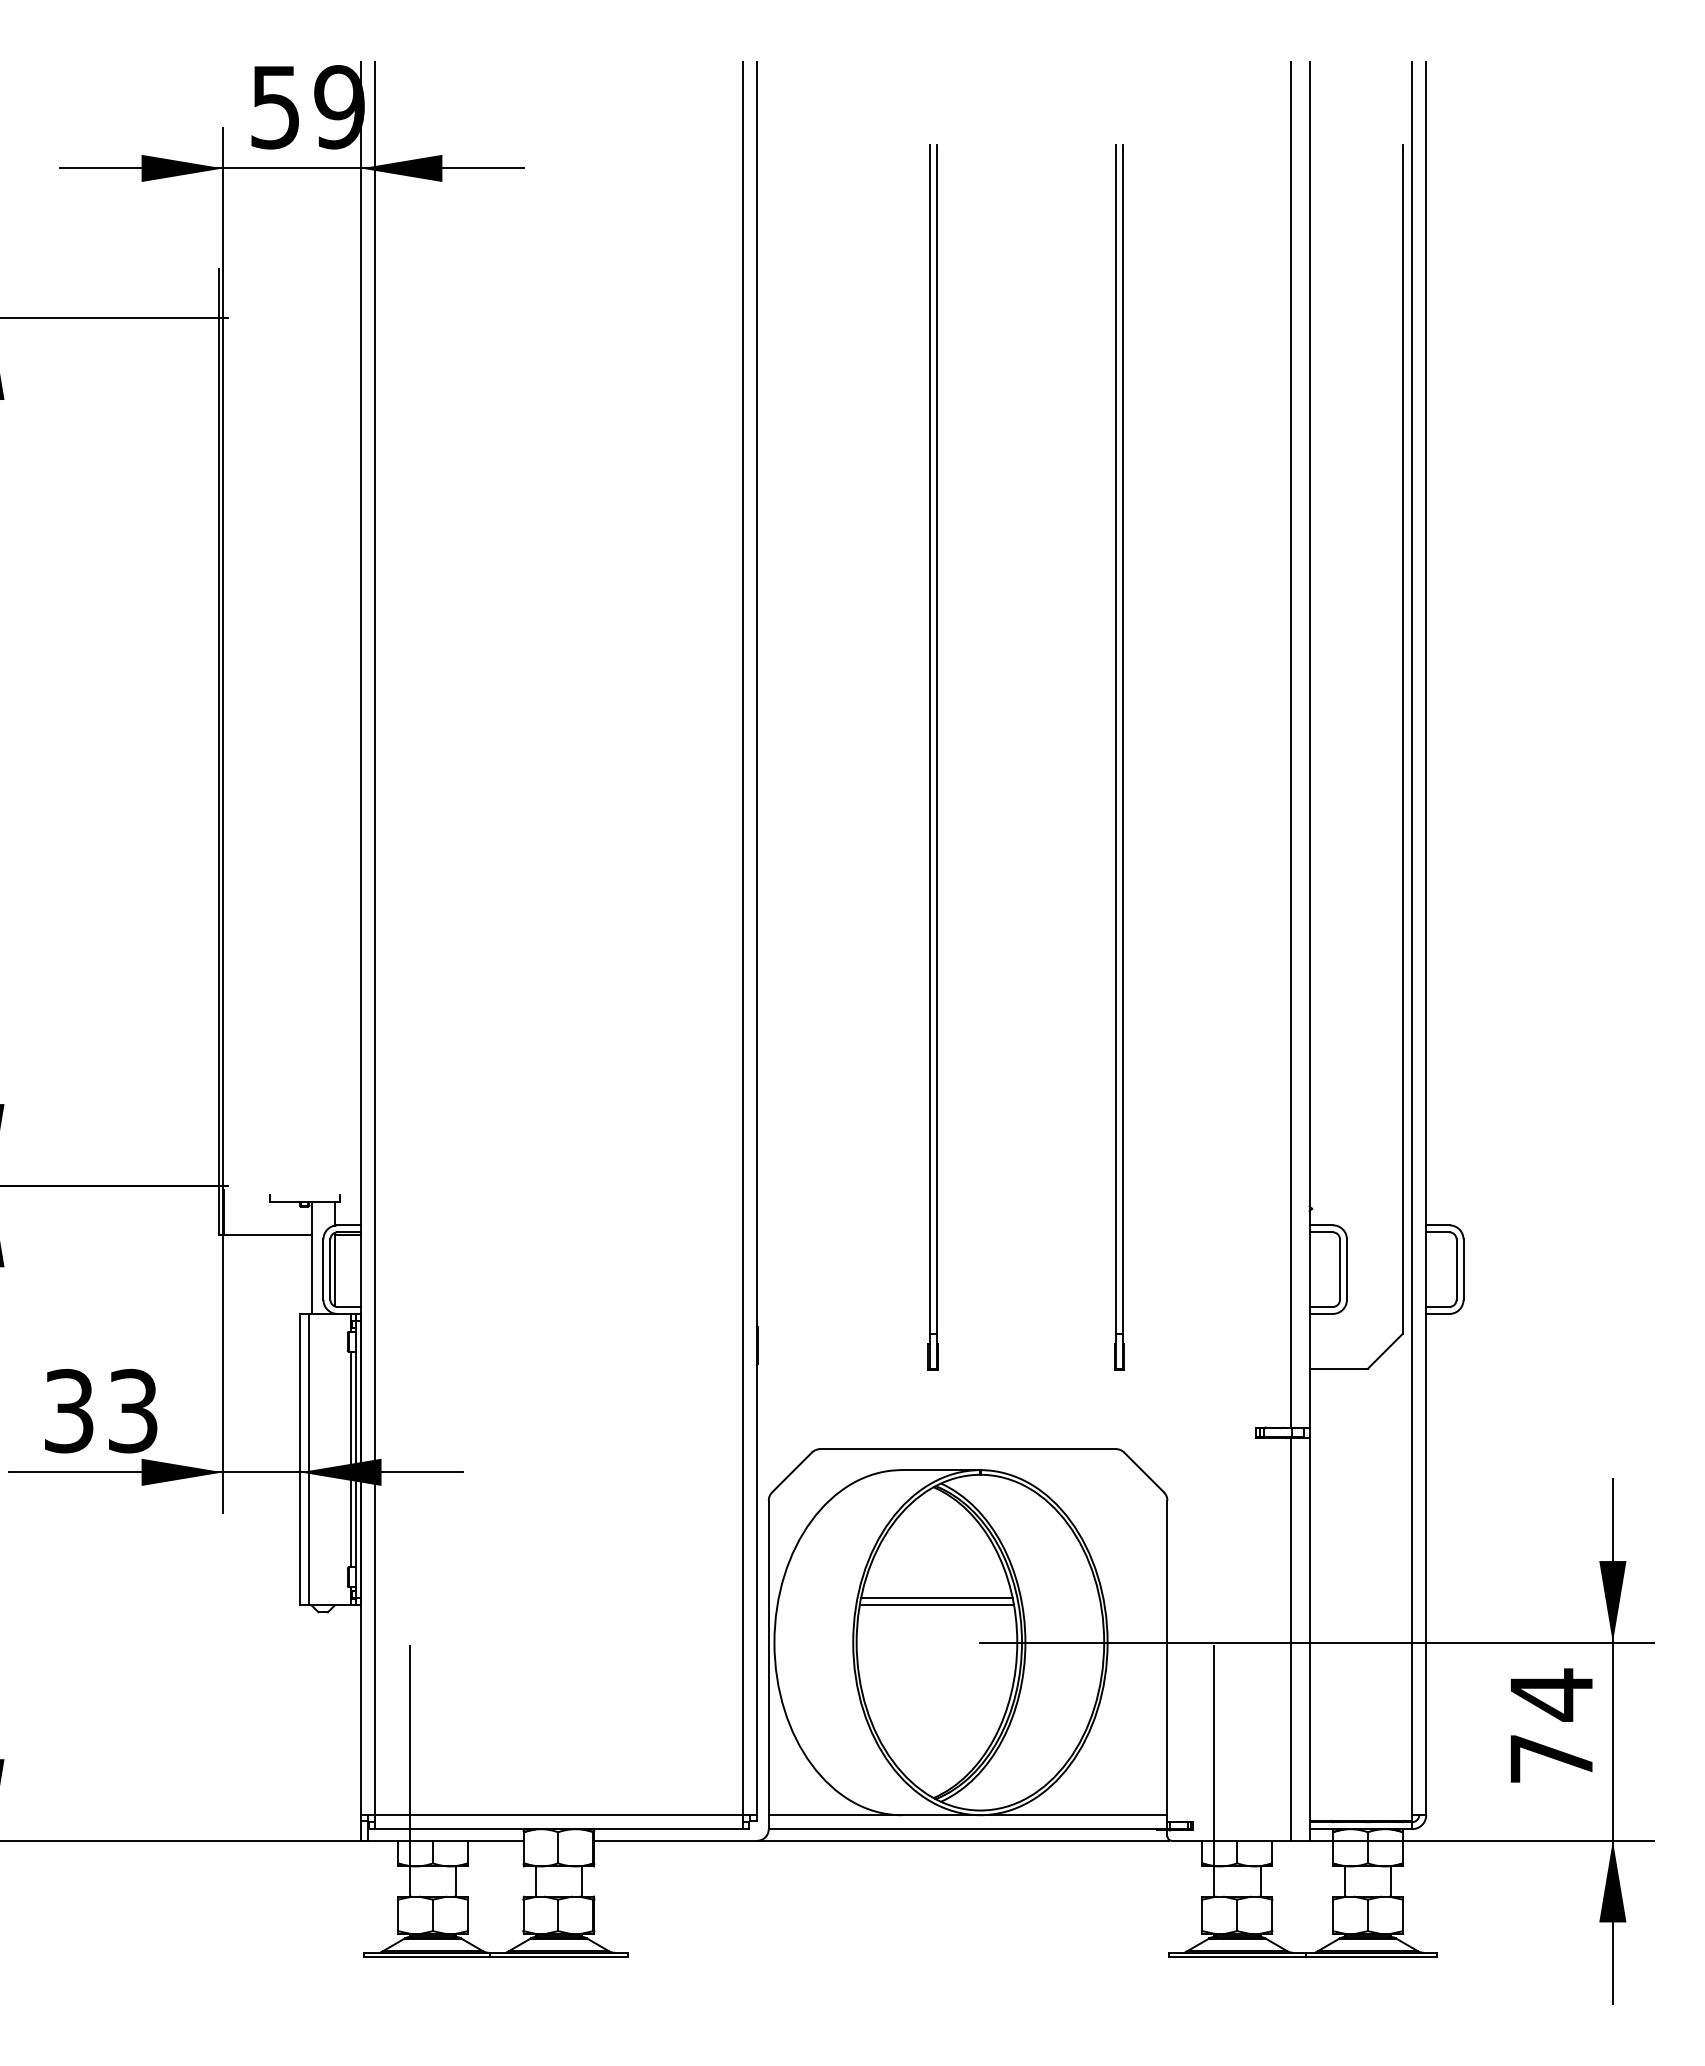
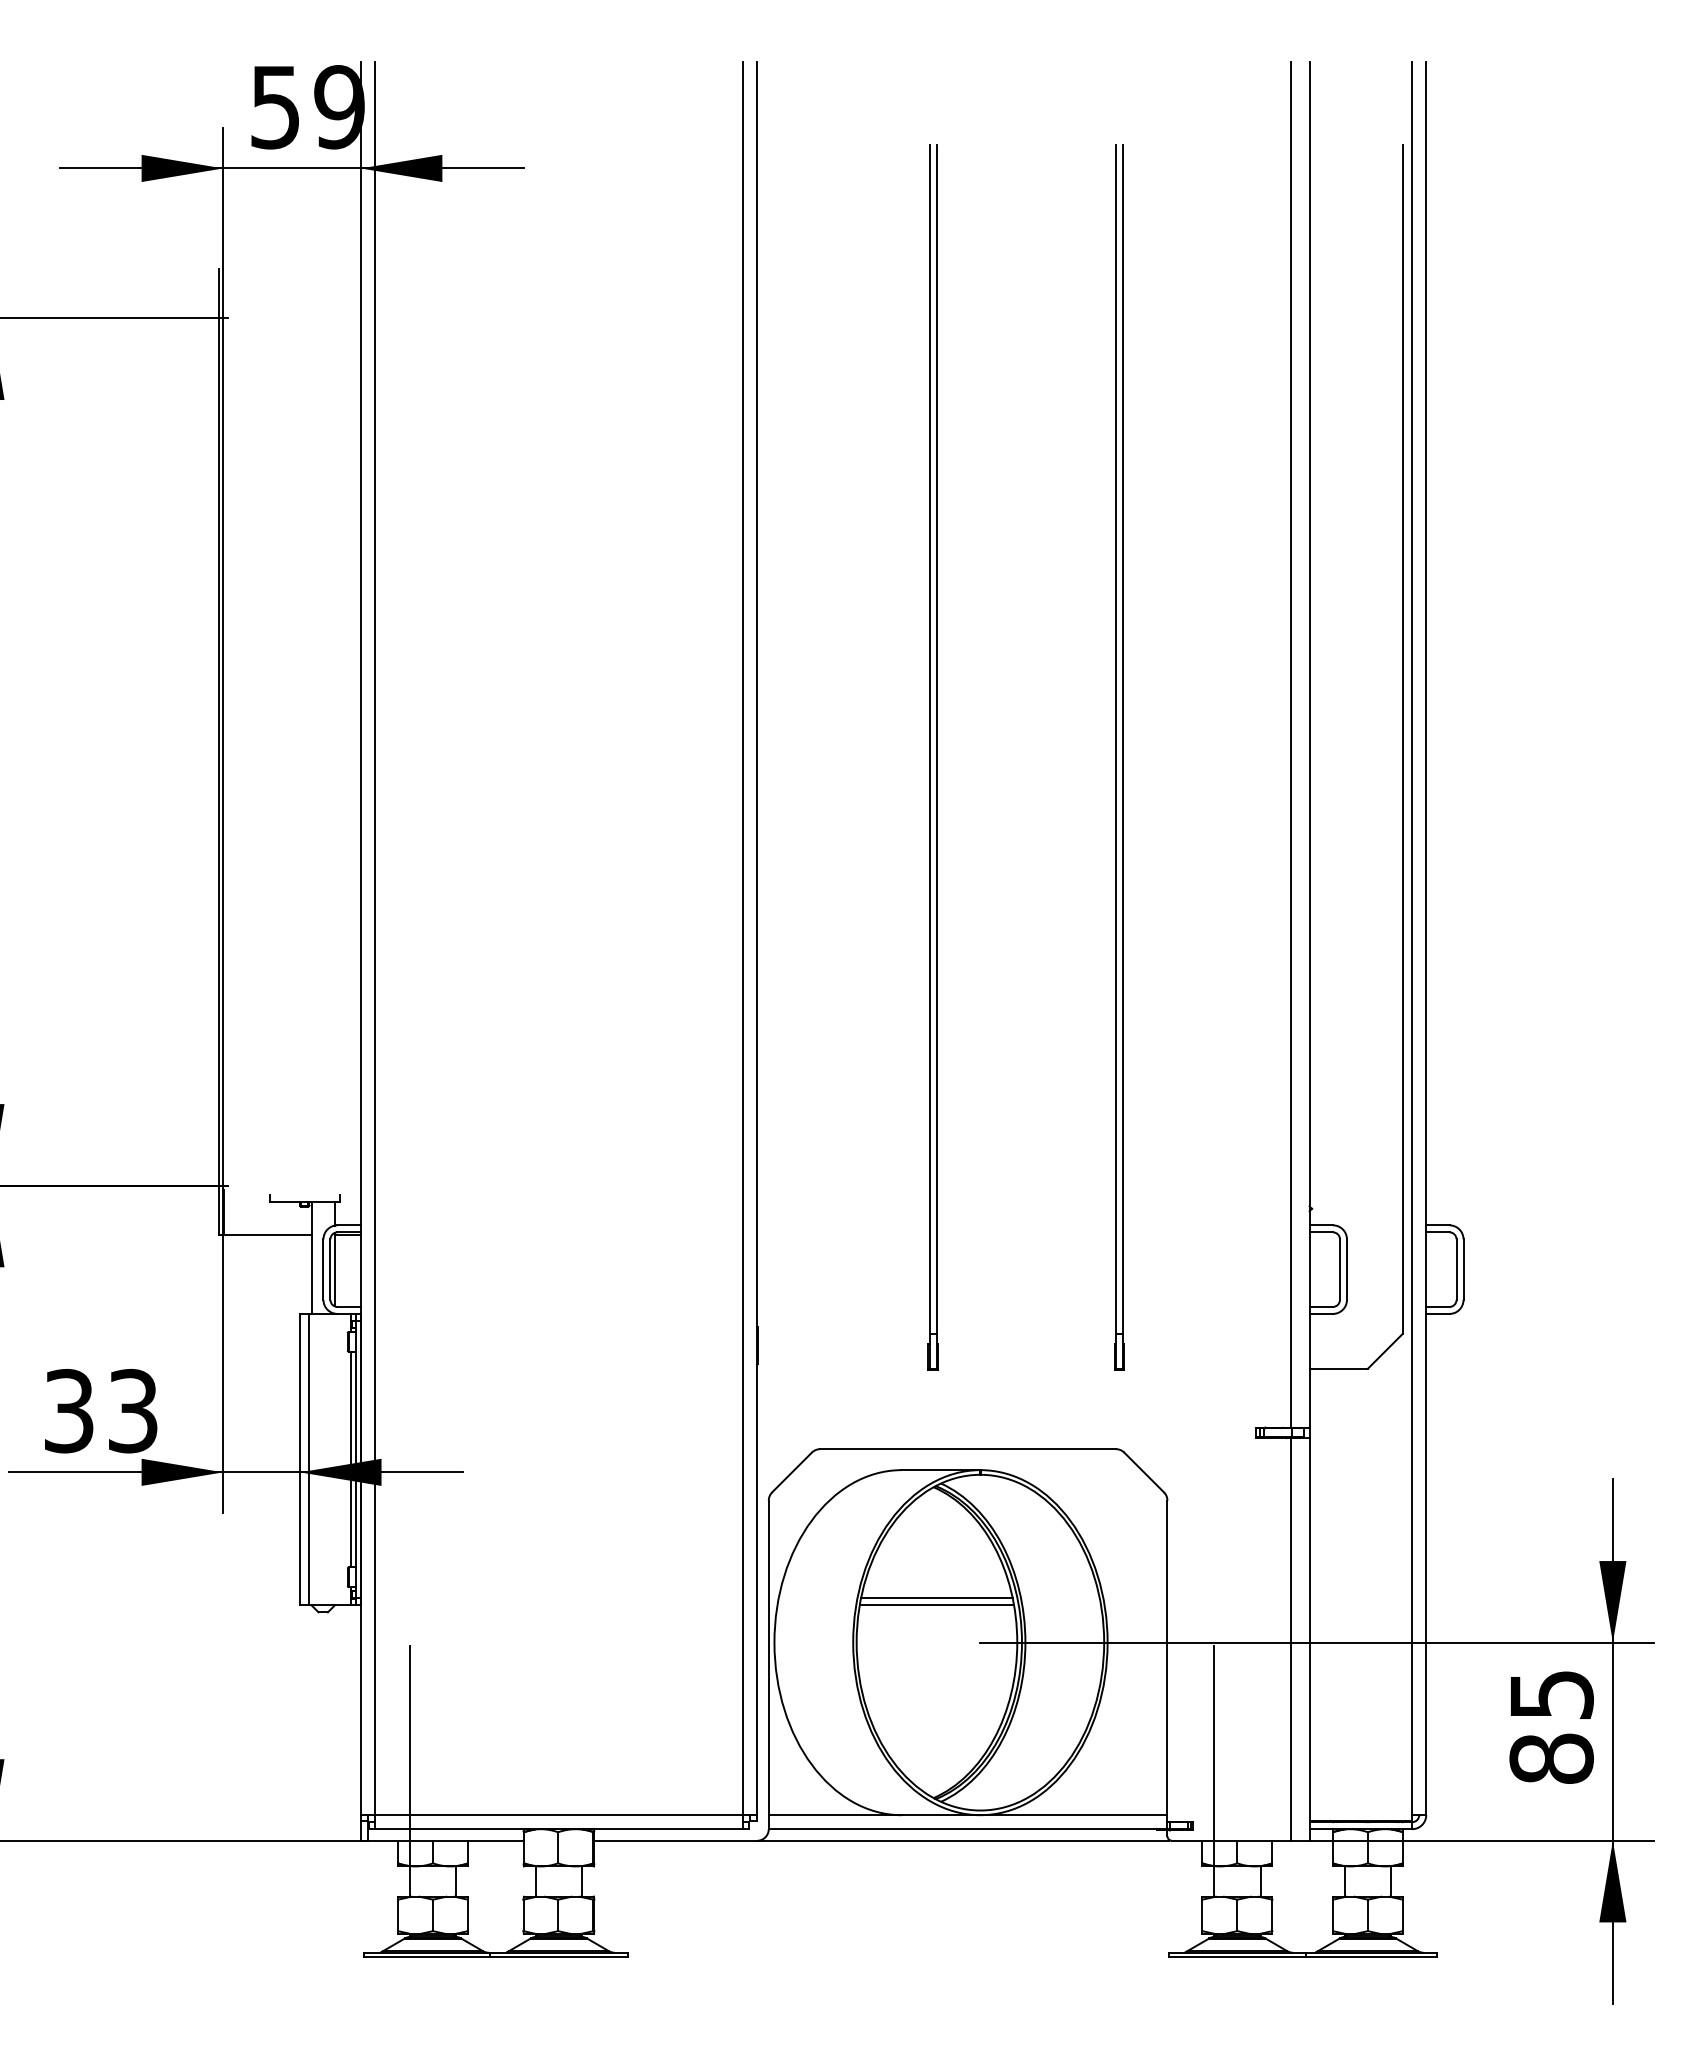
text: 74 -> 85 (1551, 1725)
